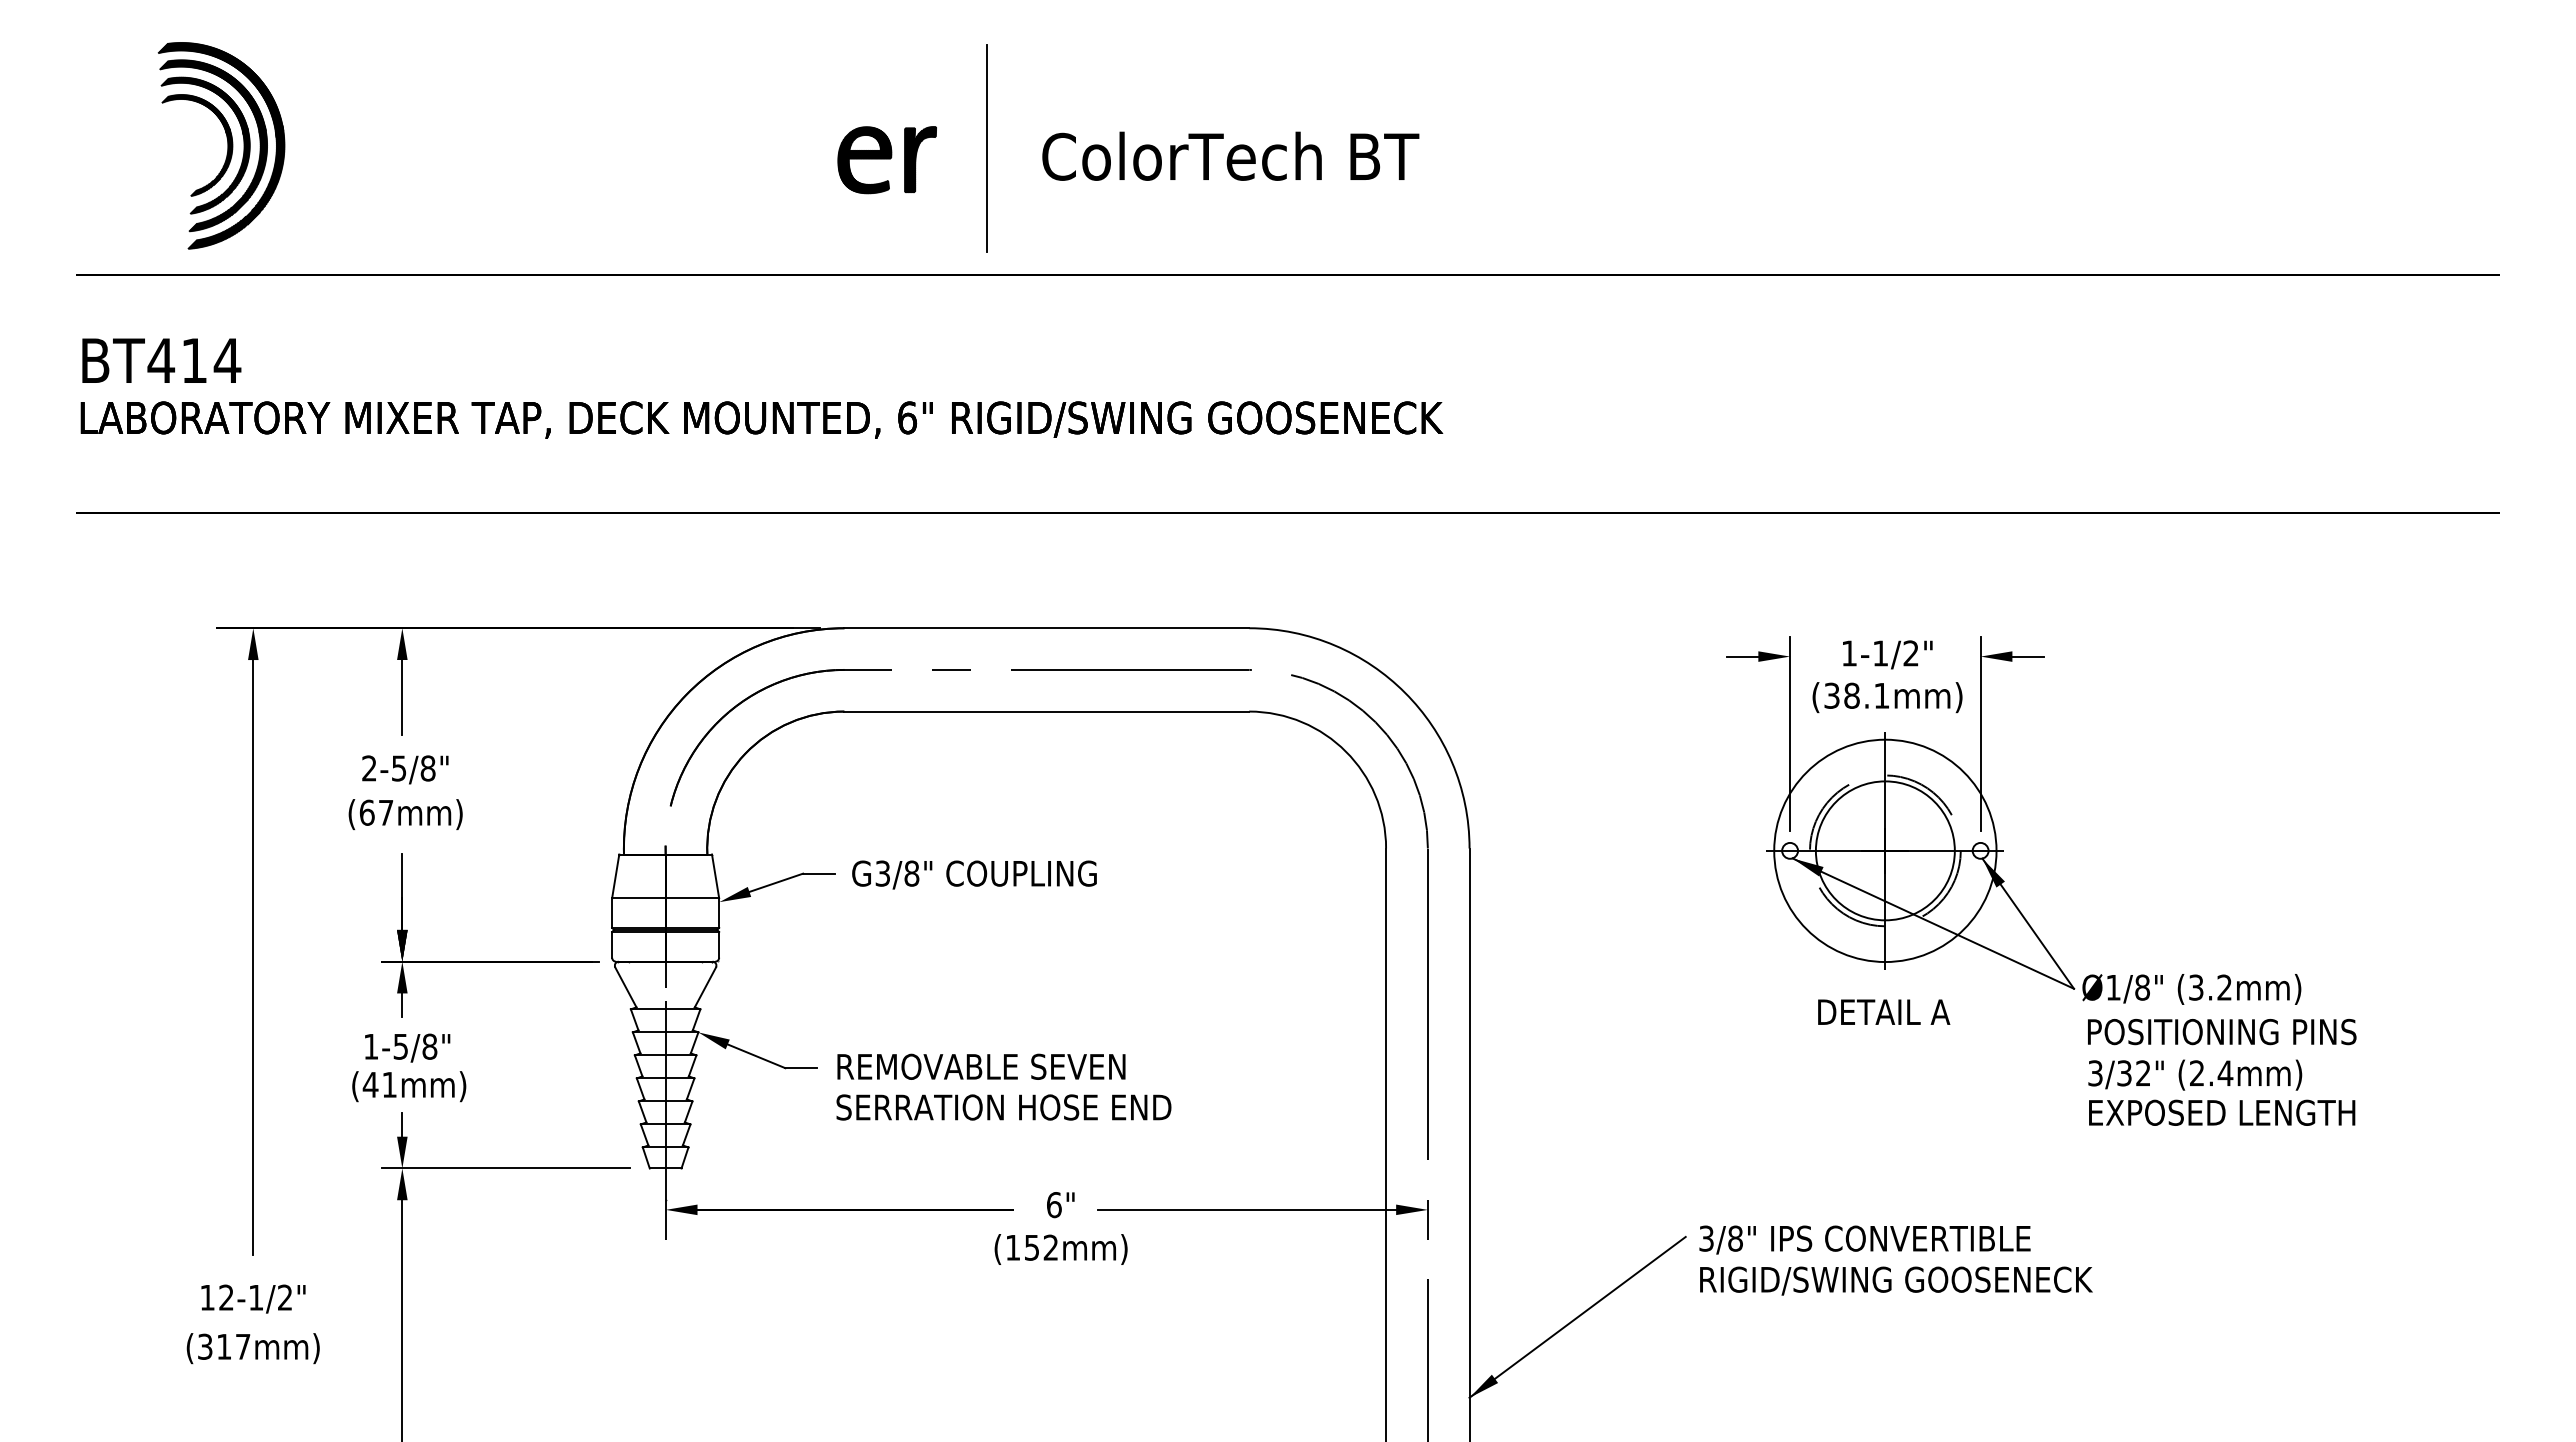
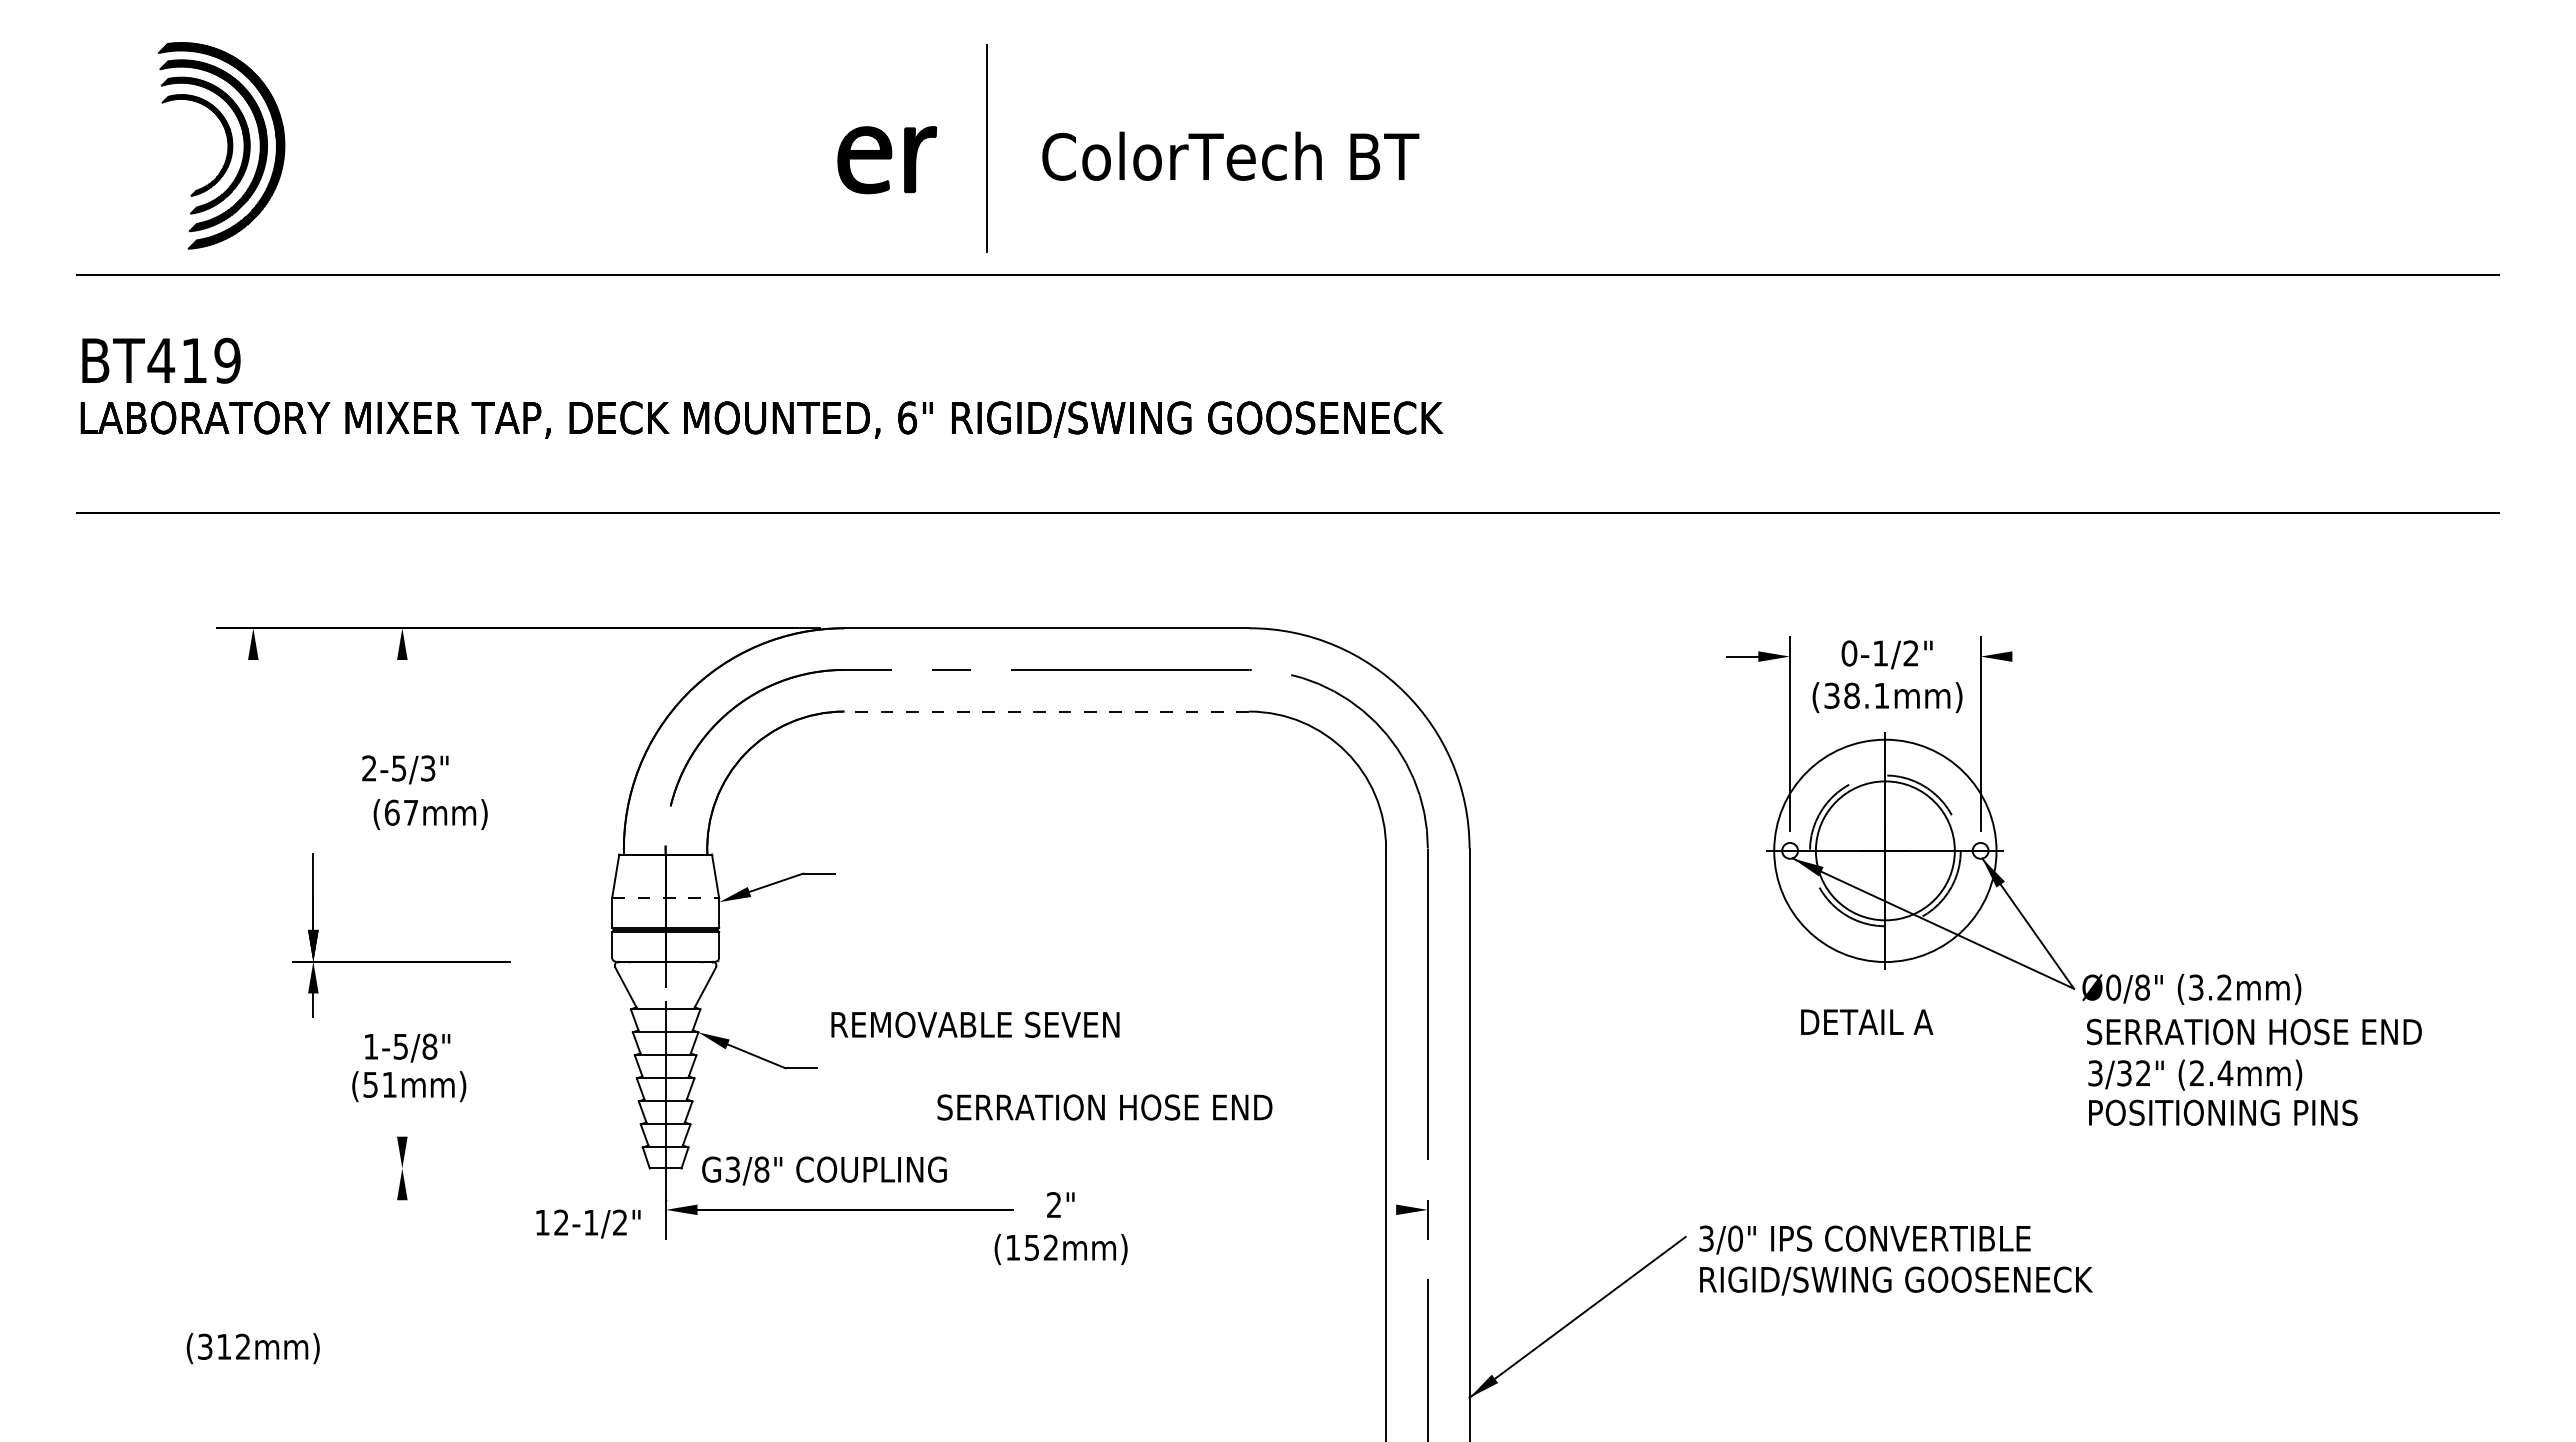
text: BT414 -> BT419 (227, 360)
text: 1-1/2" -> 0-1/2" (1849, 653)
line: present -> none (2028, 656)
line: present -> none (402, 697)
line: solid -> dashed (1046, 711)
text: 2-5/8" -> 2-5/3" (427, 768)
text position: (405, 814) -> (430, 814) (430, 814)
text position: (974, 874) -> (824, 1170) (824, 1170)
line: solid -> dashed (665, 898)
line: present -> none (253, 957)
part position: (490, 961) -> (401, 961) (401, 961)
text: Ø1/8" -> Ø0/8" (2113, 987)
text position: (1884, 1011) -> (1867, 1021) (1867, 1021)
text: POSITIONING PINS -> SERRATION HOSE END (2254, 1031)
text position: (981, 1066) -> (975, 1024) (975, 1024)
text: (41mm) -> (51mm) (370, 1084)
text position: (1003, 1107) -> (1104, 1107) (1104, 1107)
text: EXPOSED LENGTH -> POSITIONING PINS (2224, 1112)
line: present -> none (402, 1124)
line: present -> none (505, 1168)
text: 6" -> 2" (1054, 1205)
line: present -> none (1246, 1209)
text: 3/8" -> 3/0" (1735, 1238)
text position: (253, 1298) -> (588, 1223) (588, 1223)
line: present -> none (402, 1319)
text: (317mm) -> (312mm) (243, 1346)
